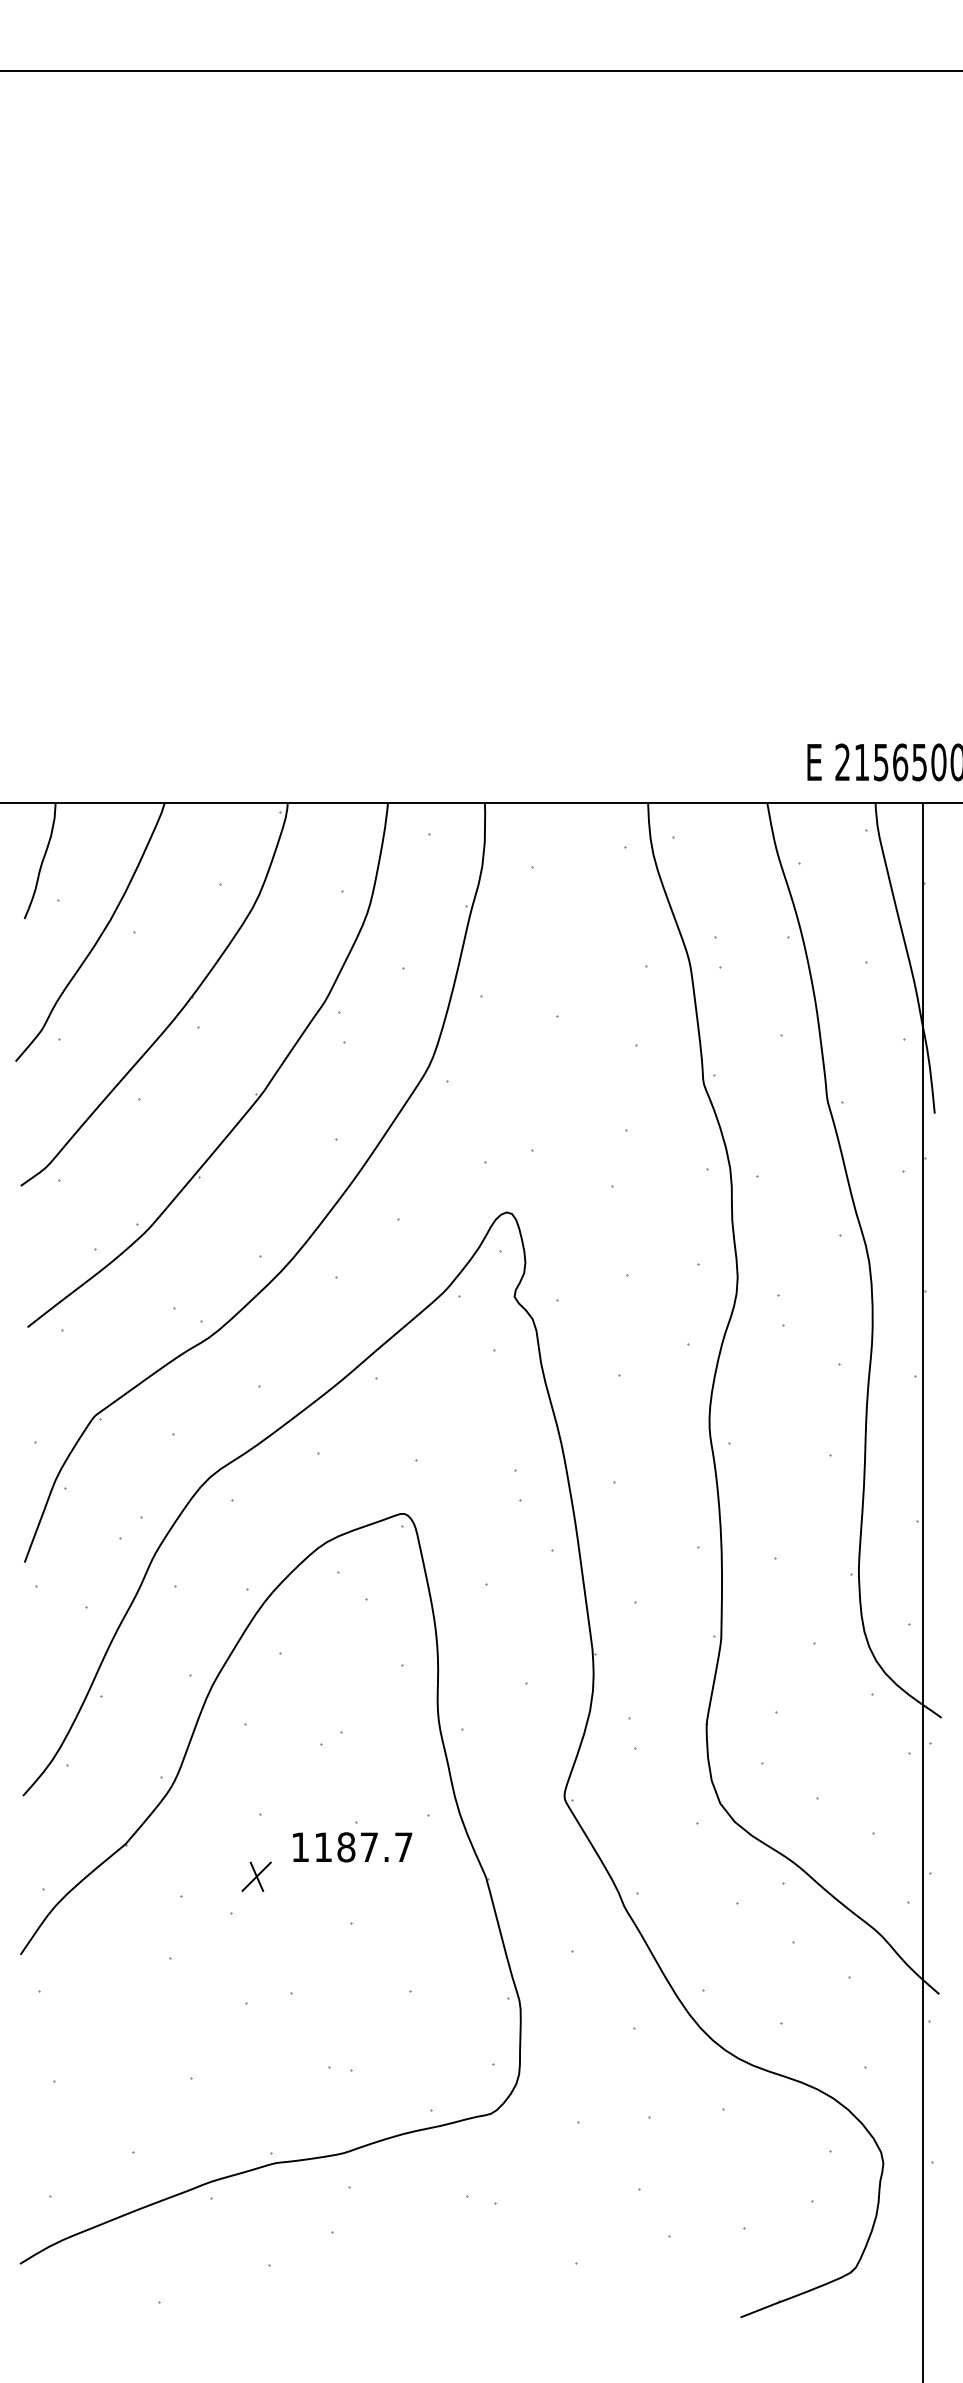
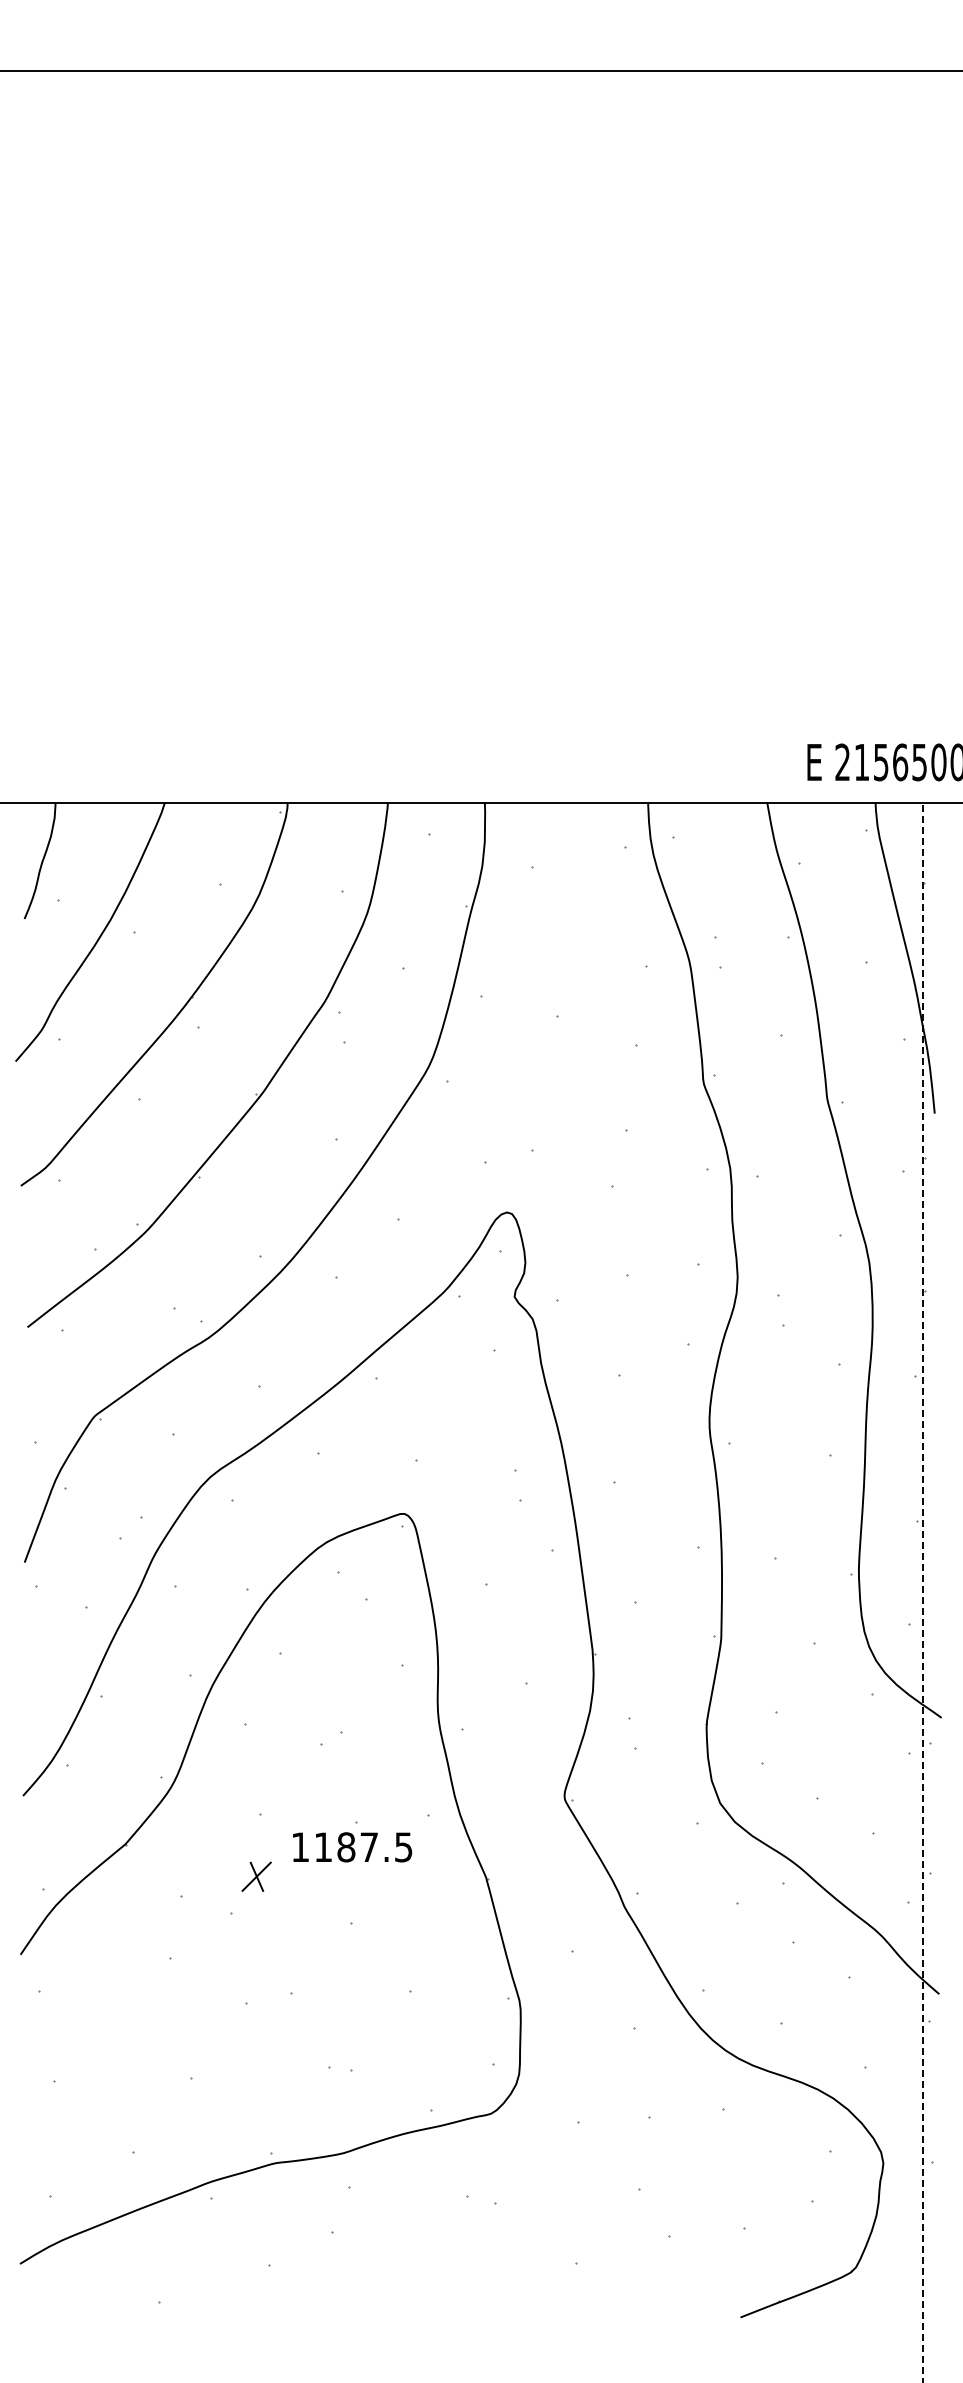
line: solid -> dashed (923, 1591)
text: 1187.7 -> 1187.5 (403, 1847)
